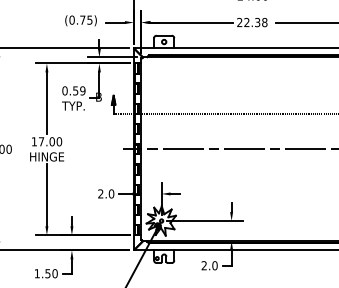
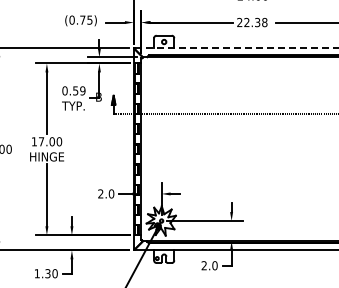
line: solid -> dashed (236, 48)
line: present -> none (228, 149)
text: 1.50 -> 1.30 (47, 272)
